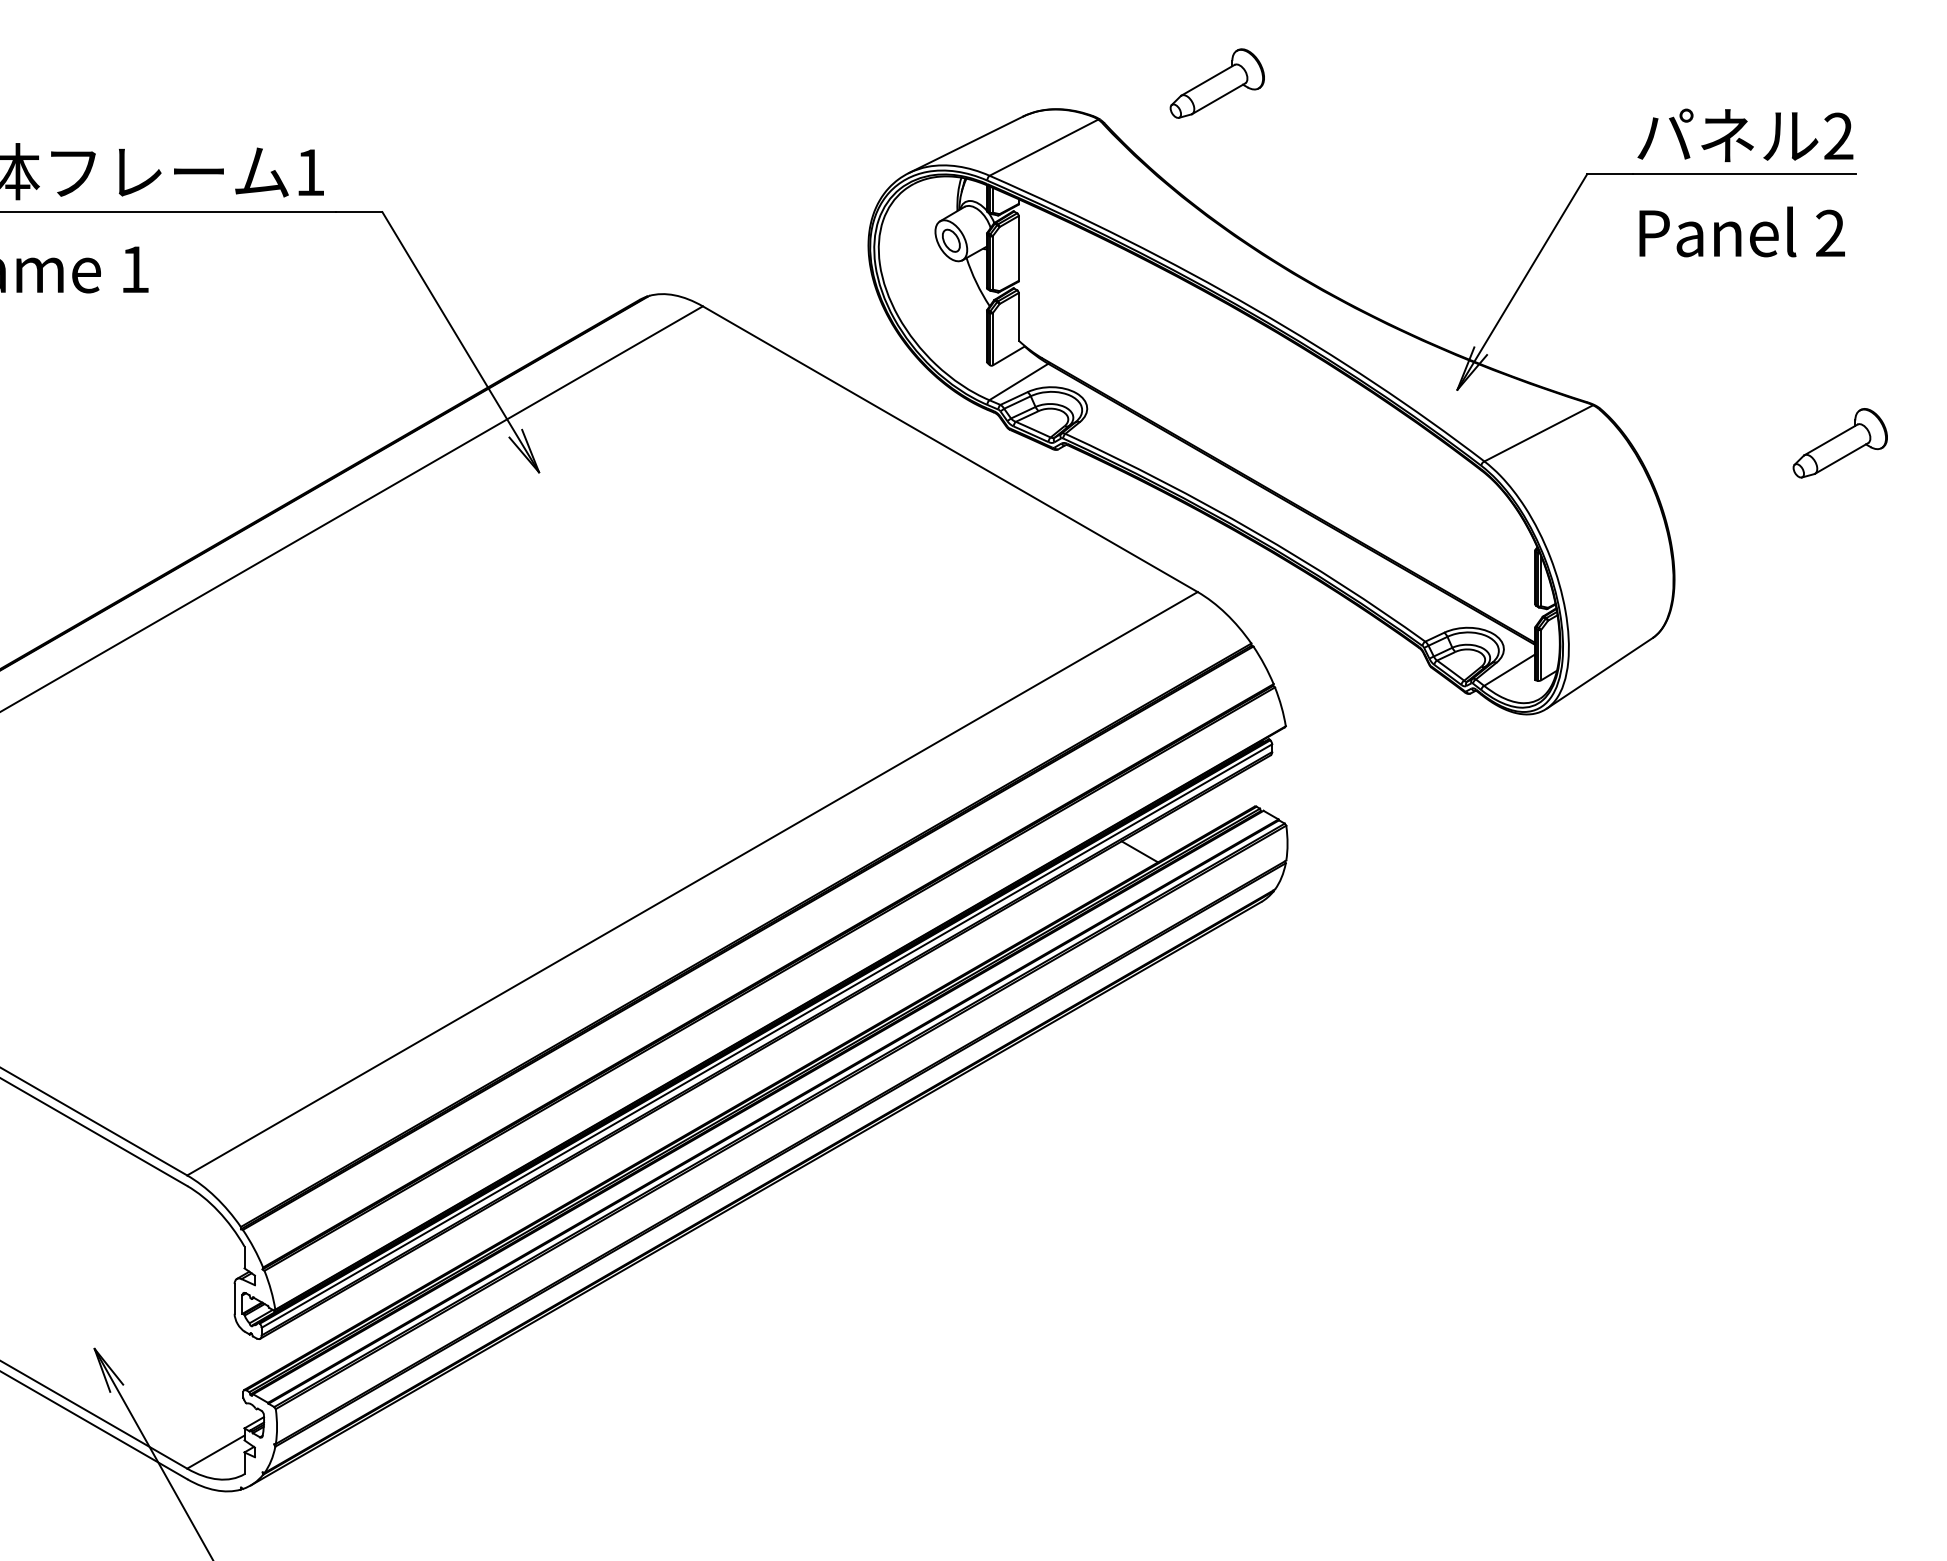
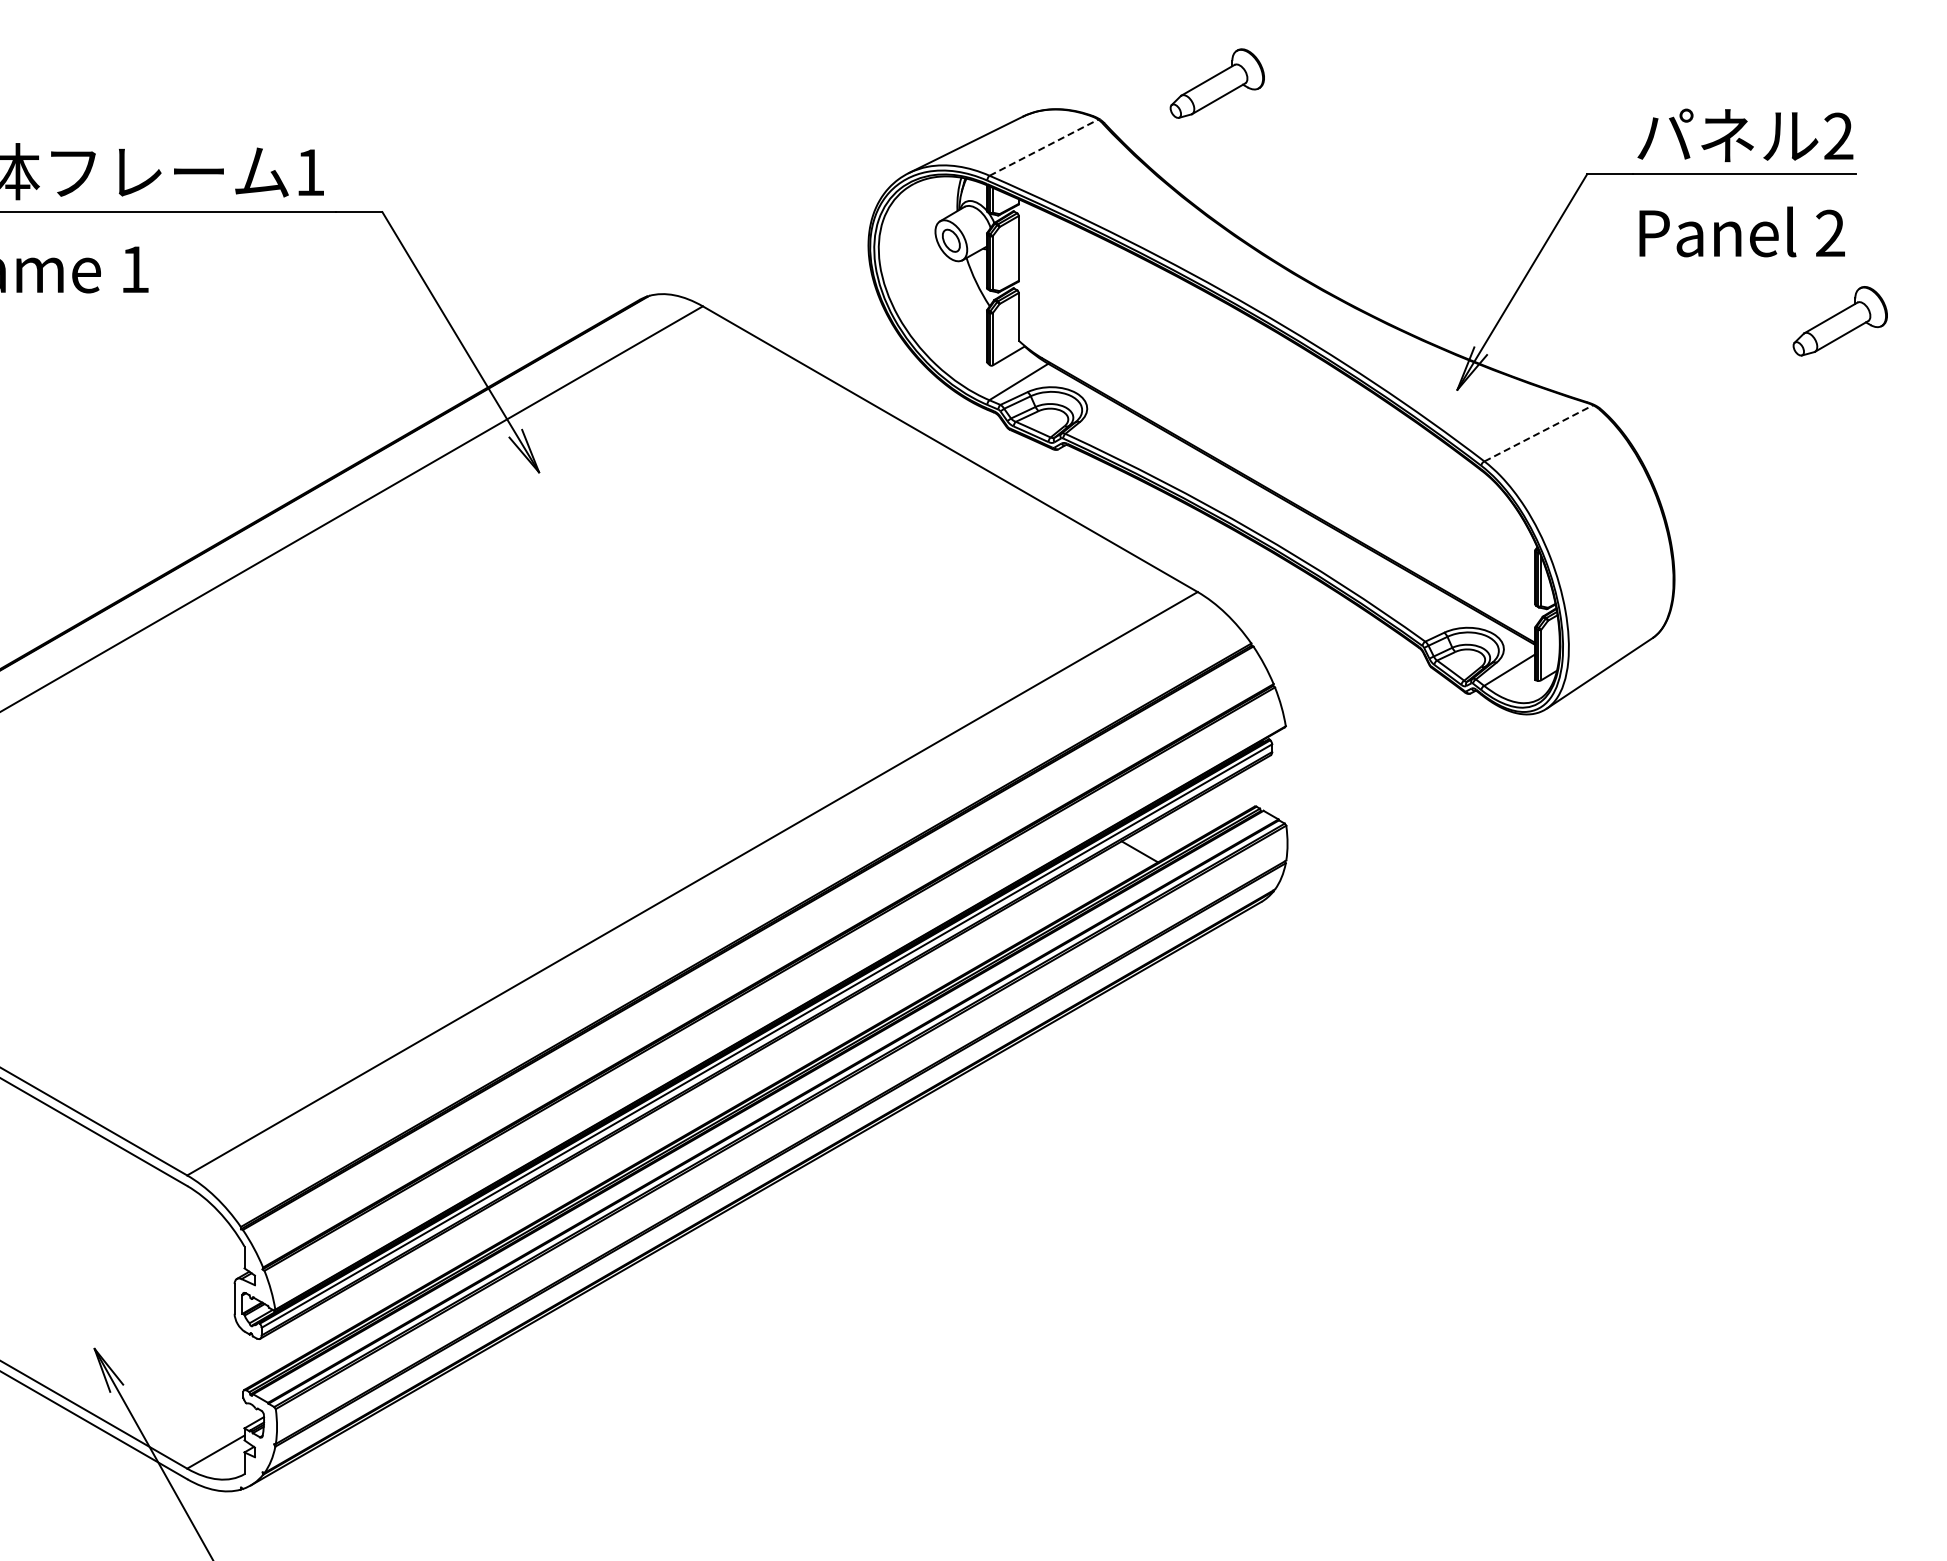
line: solid -> dashed (1044, 147)
line: solid -> dashed (1539, 433)
part position: (1839, 443) -> (1839, 321) (1839, 321)
